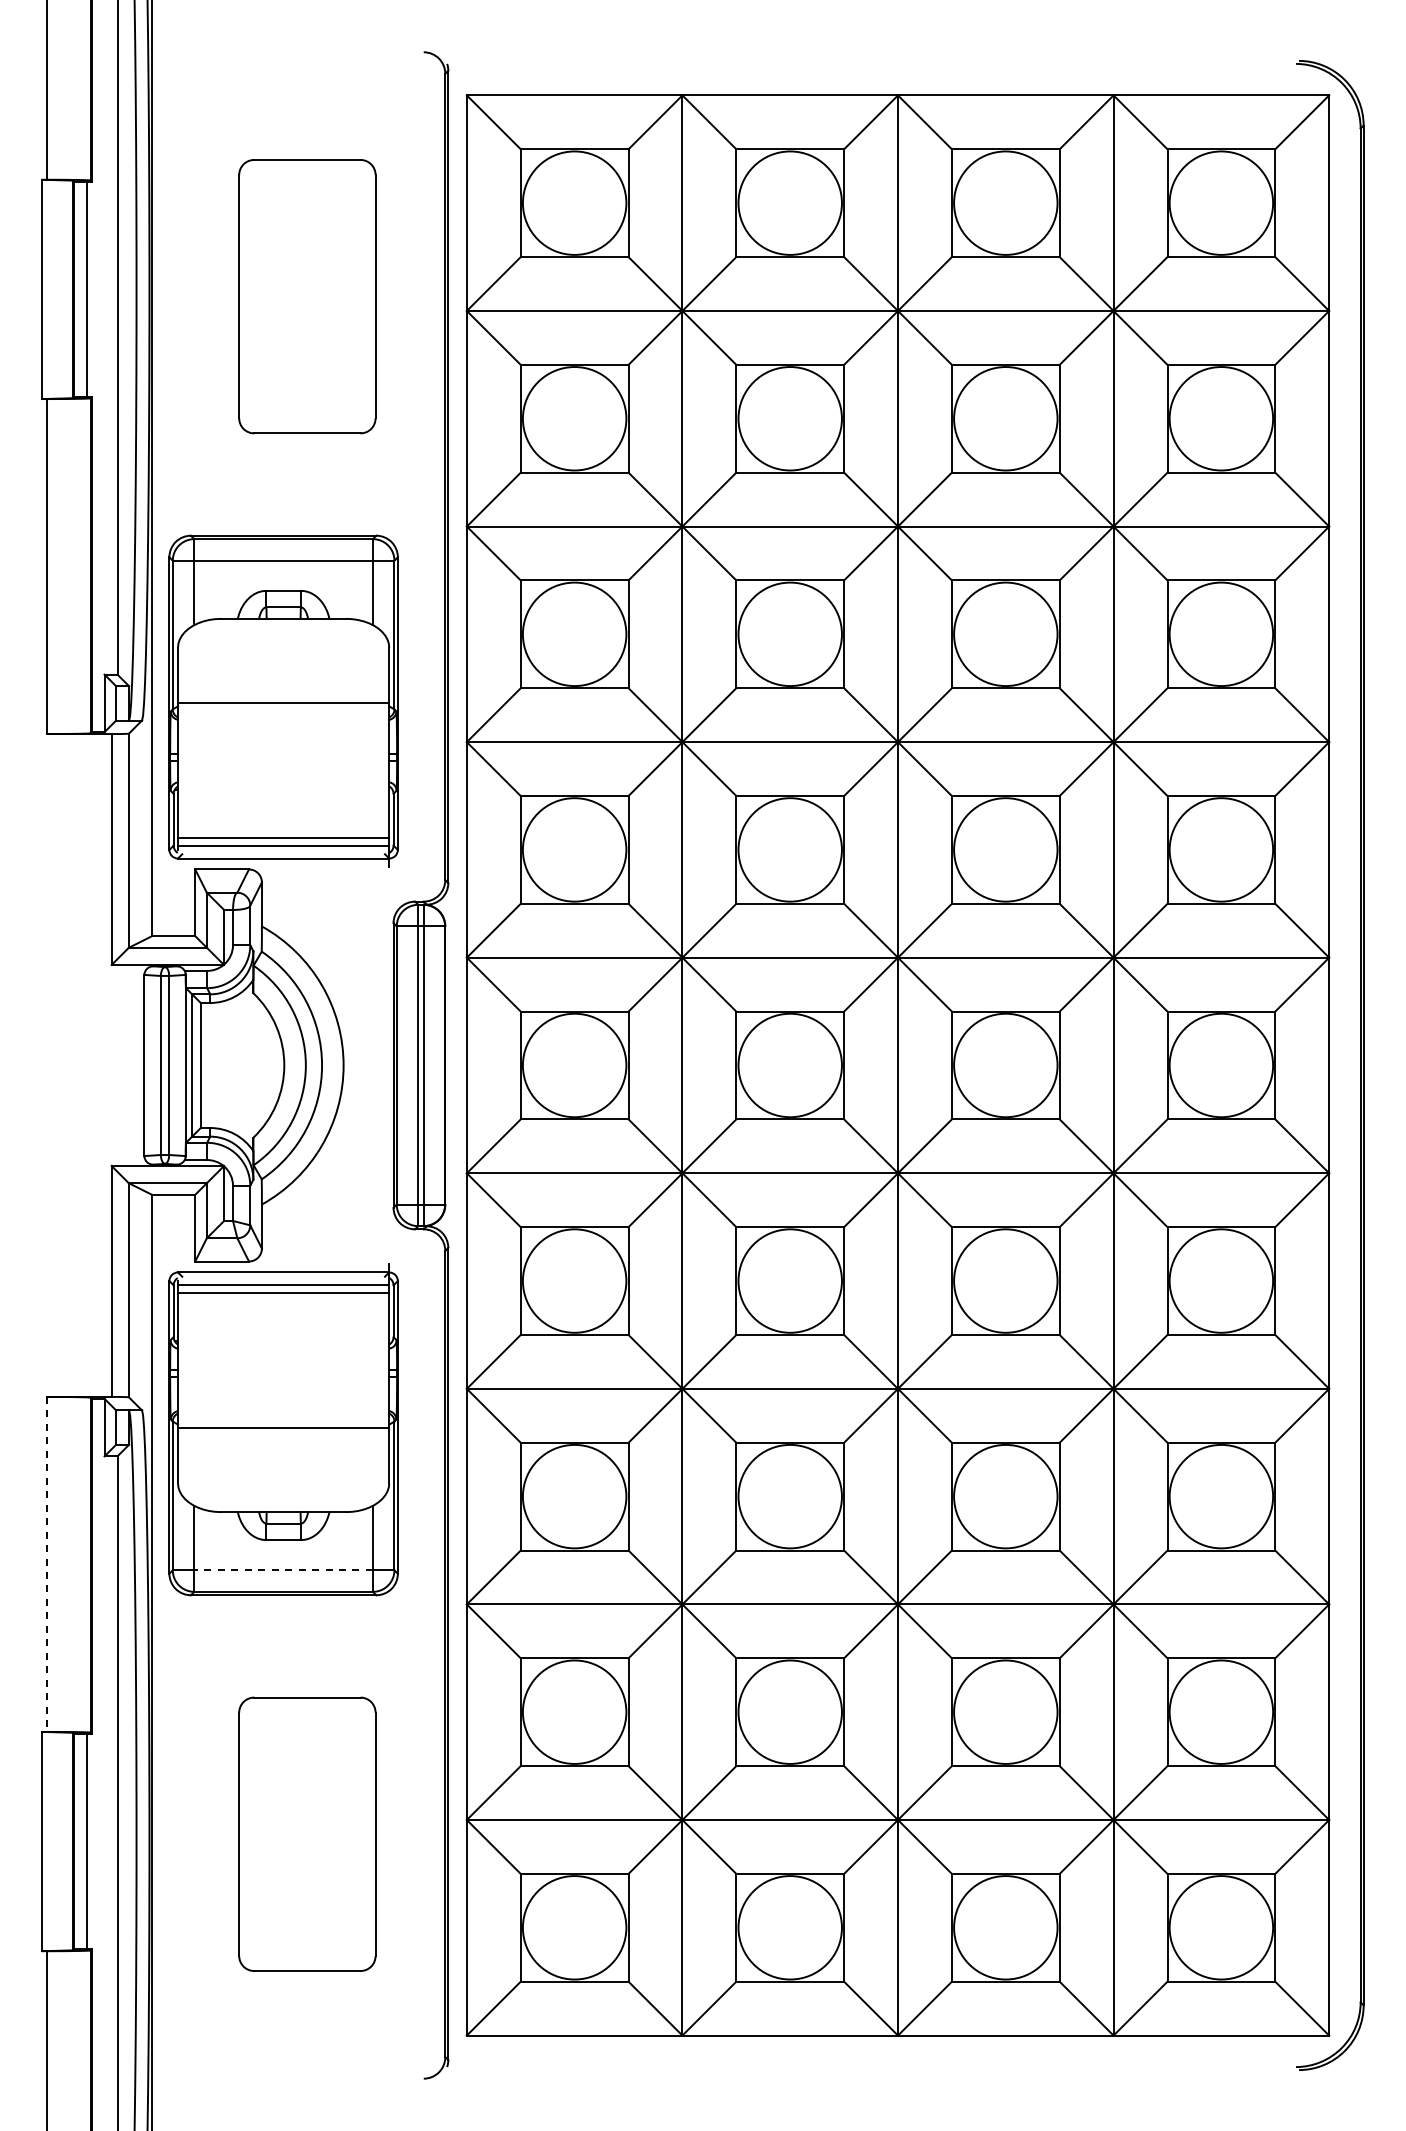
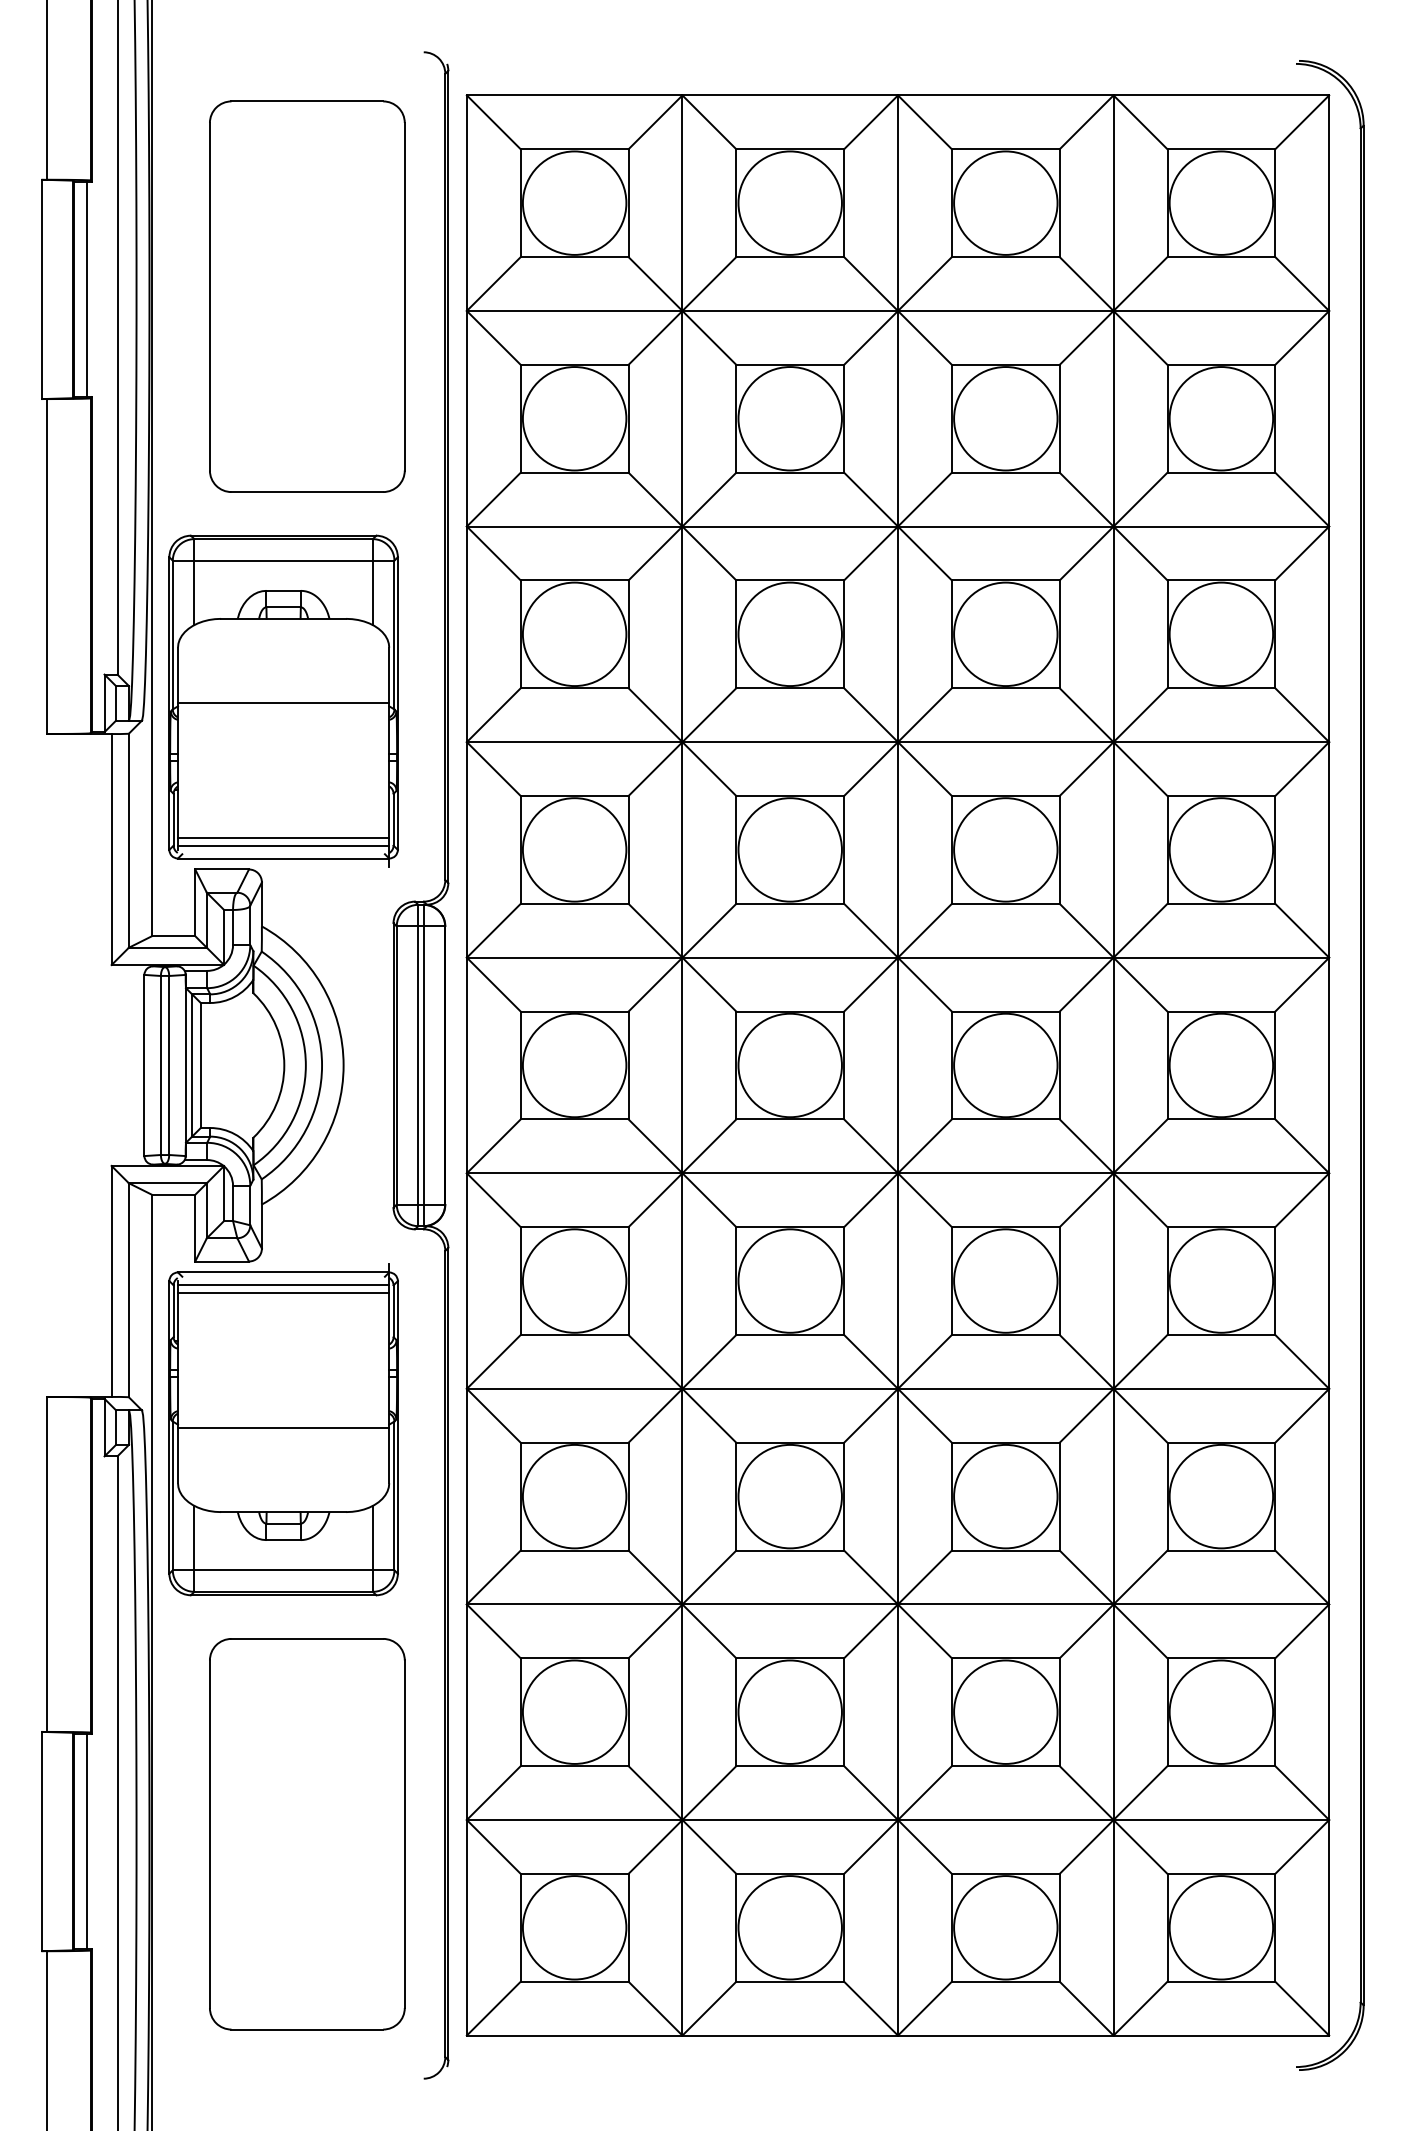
part size: 139x276 px -> 197x393 px (307, 296)
line: dashed -> solid (47, 1564)
line: dashed -> solid (283, 1570)
part size: 139x276 px -> 197x393 px (307, 1834)
